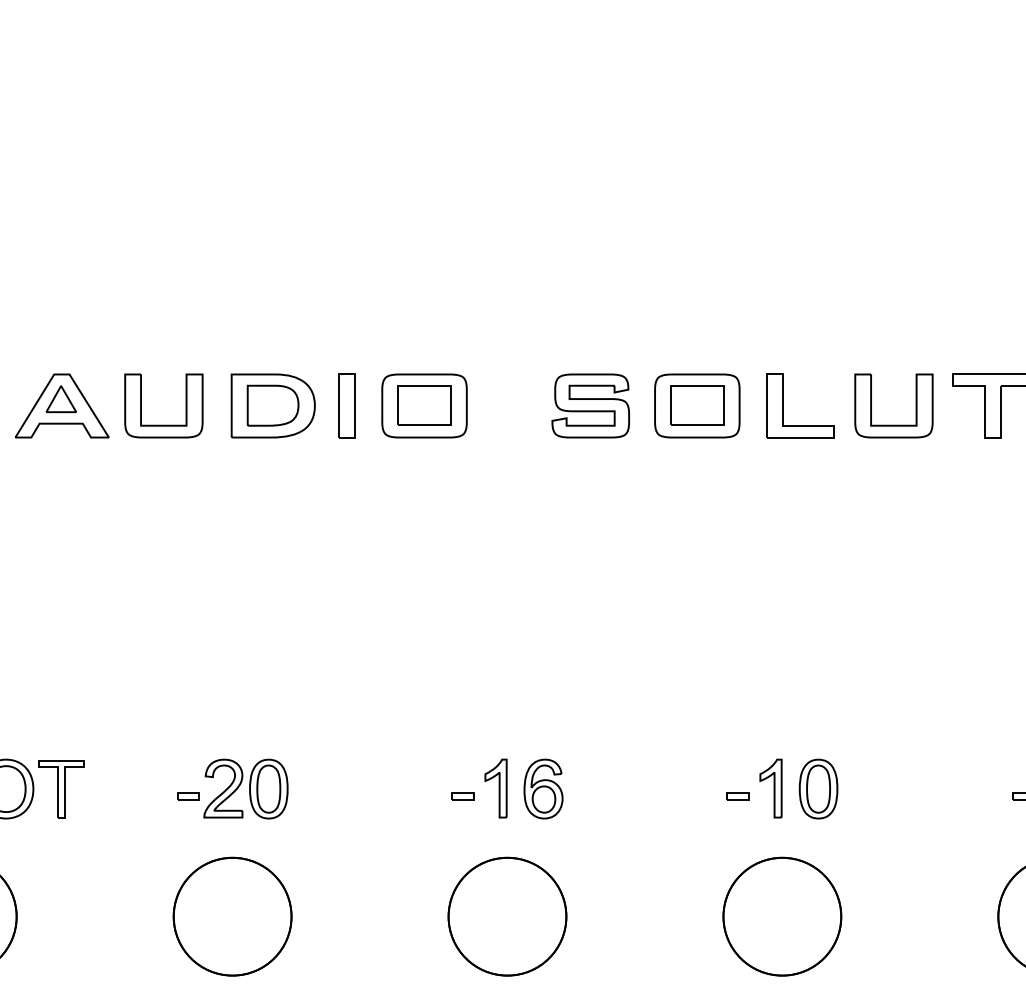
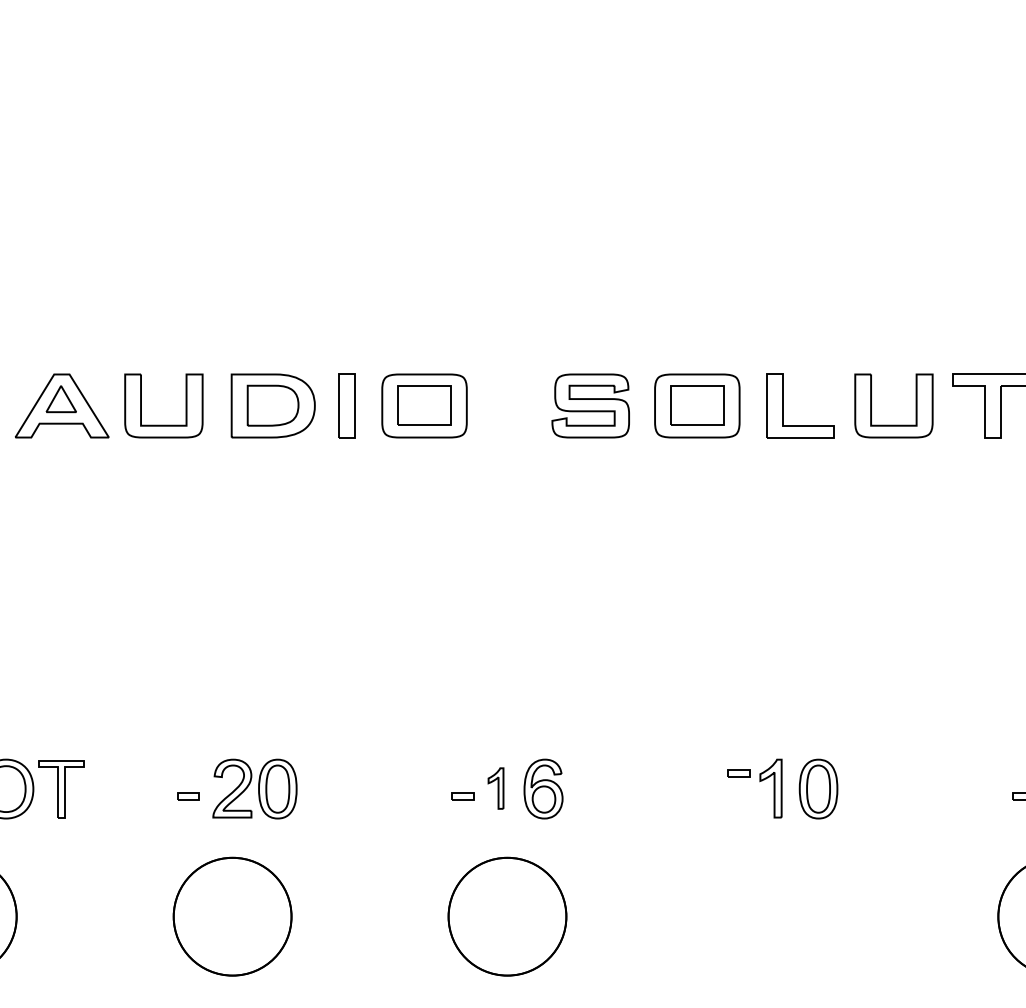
part position: (245, 788) -> (254, 788) (254, 788)
part size: 24x61 px -> 18x43 px (495, 788)
part position: (737, 796) -> (738, 773) (738, 773)
part: present -> none (782, 916)
